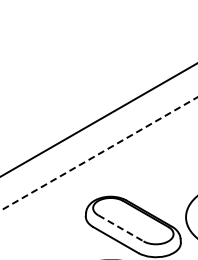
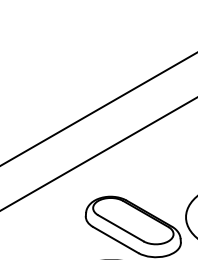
line position: (98, 120) -> (98, 109) (98, 109)
line: dashed -> solid (99, 154)
line: dashed -> solid (121, 228)
